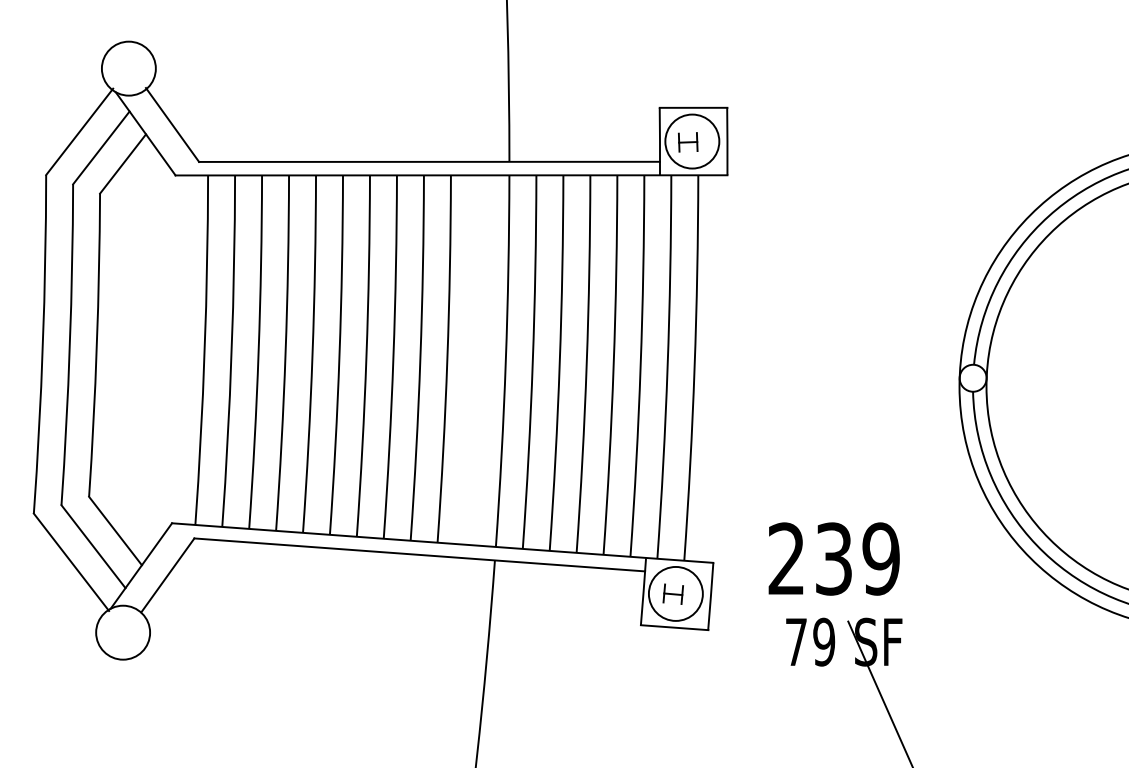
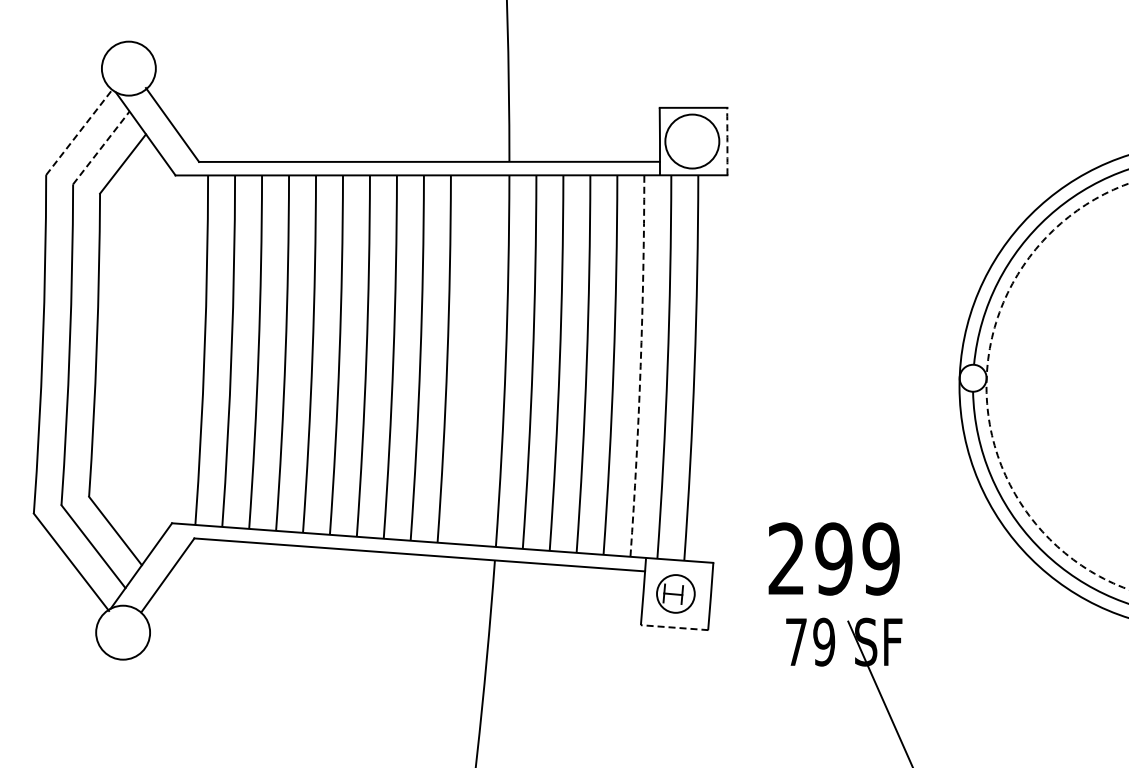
line: solid -> dashed (79, 131)
arc: solid -> dashed (727, 141)
part: present -> none (688, 142)
line: solid -> dashed (101, 147)
arc: solid -> dashed (640, 366)
circle: solid -> dashed (1057, 386)
text: 239 -> 299 (833, 558)
circle diameter: 54 px -> 38 px (675, 593)
line: solid -> dashed (674, 627)
